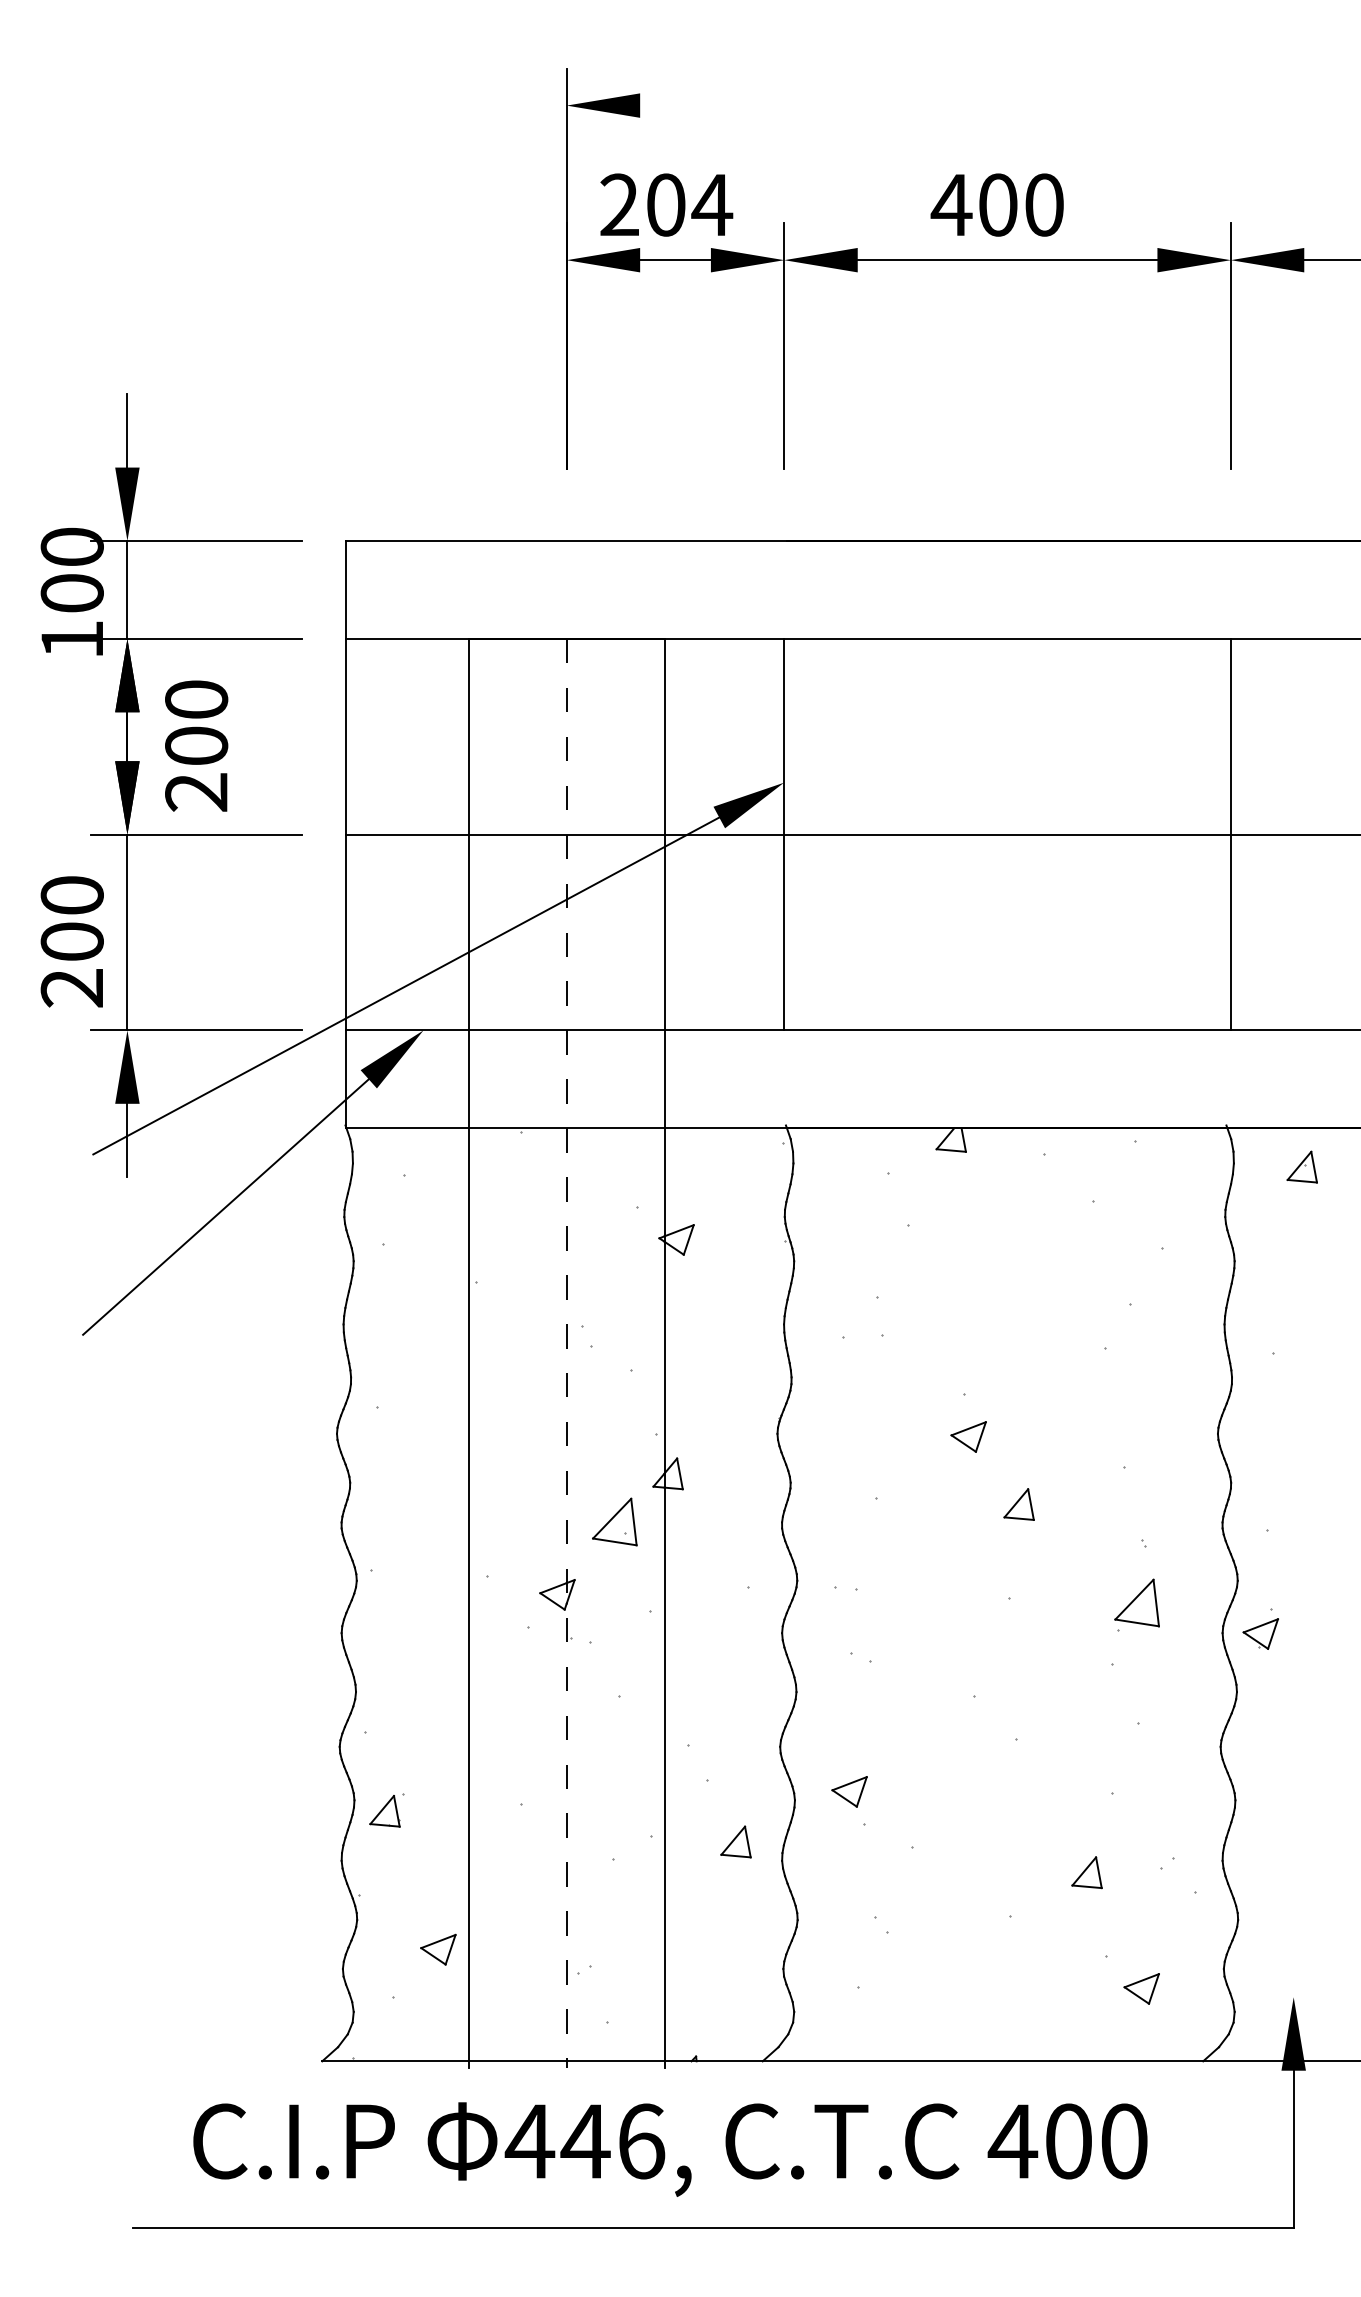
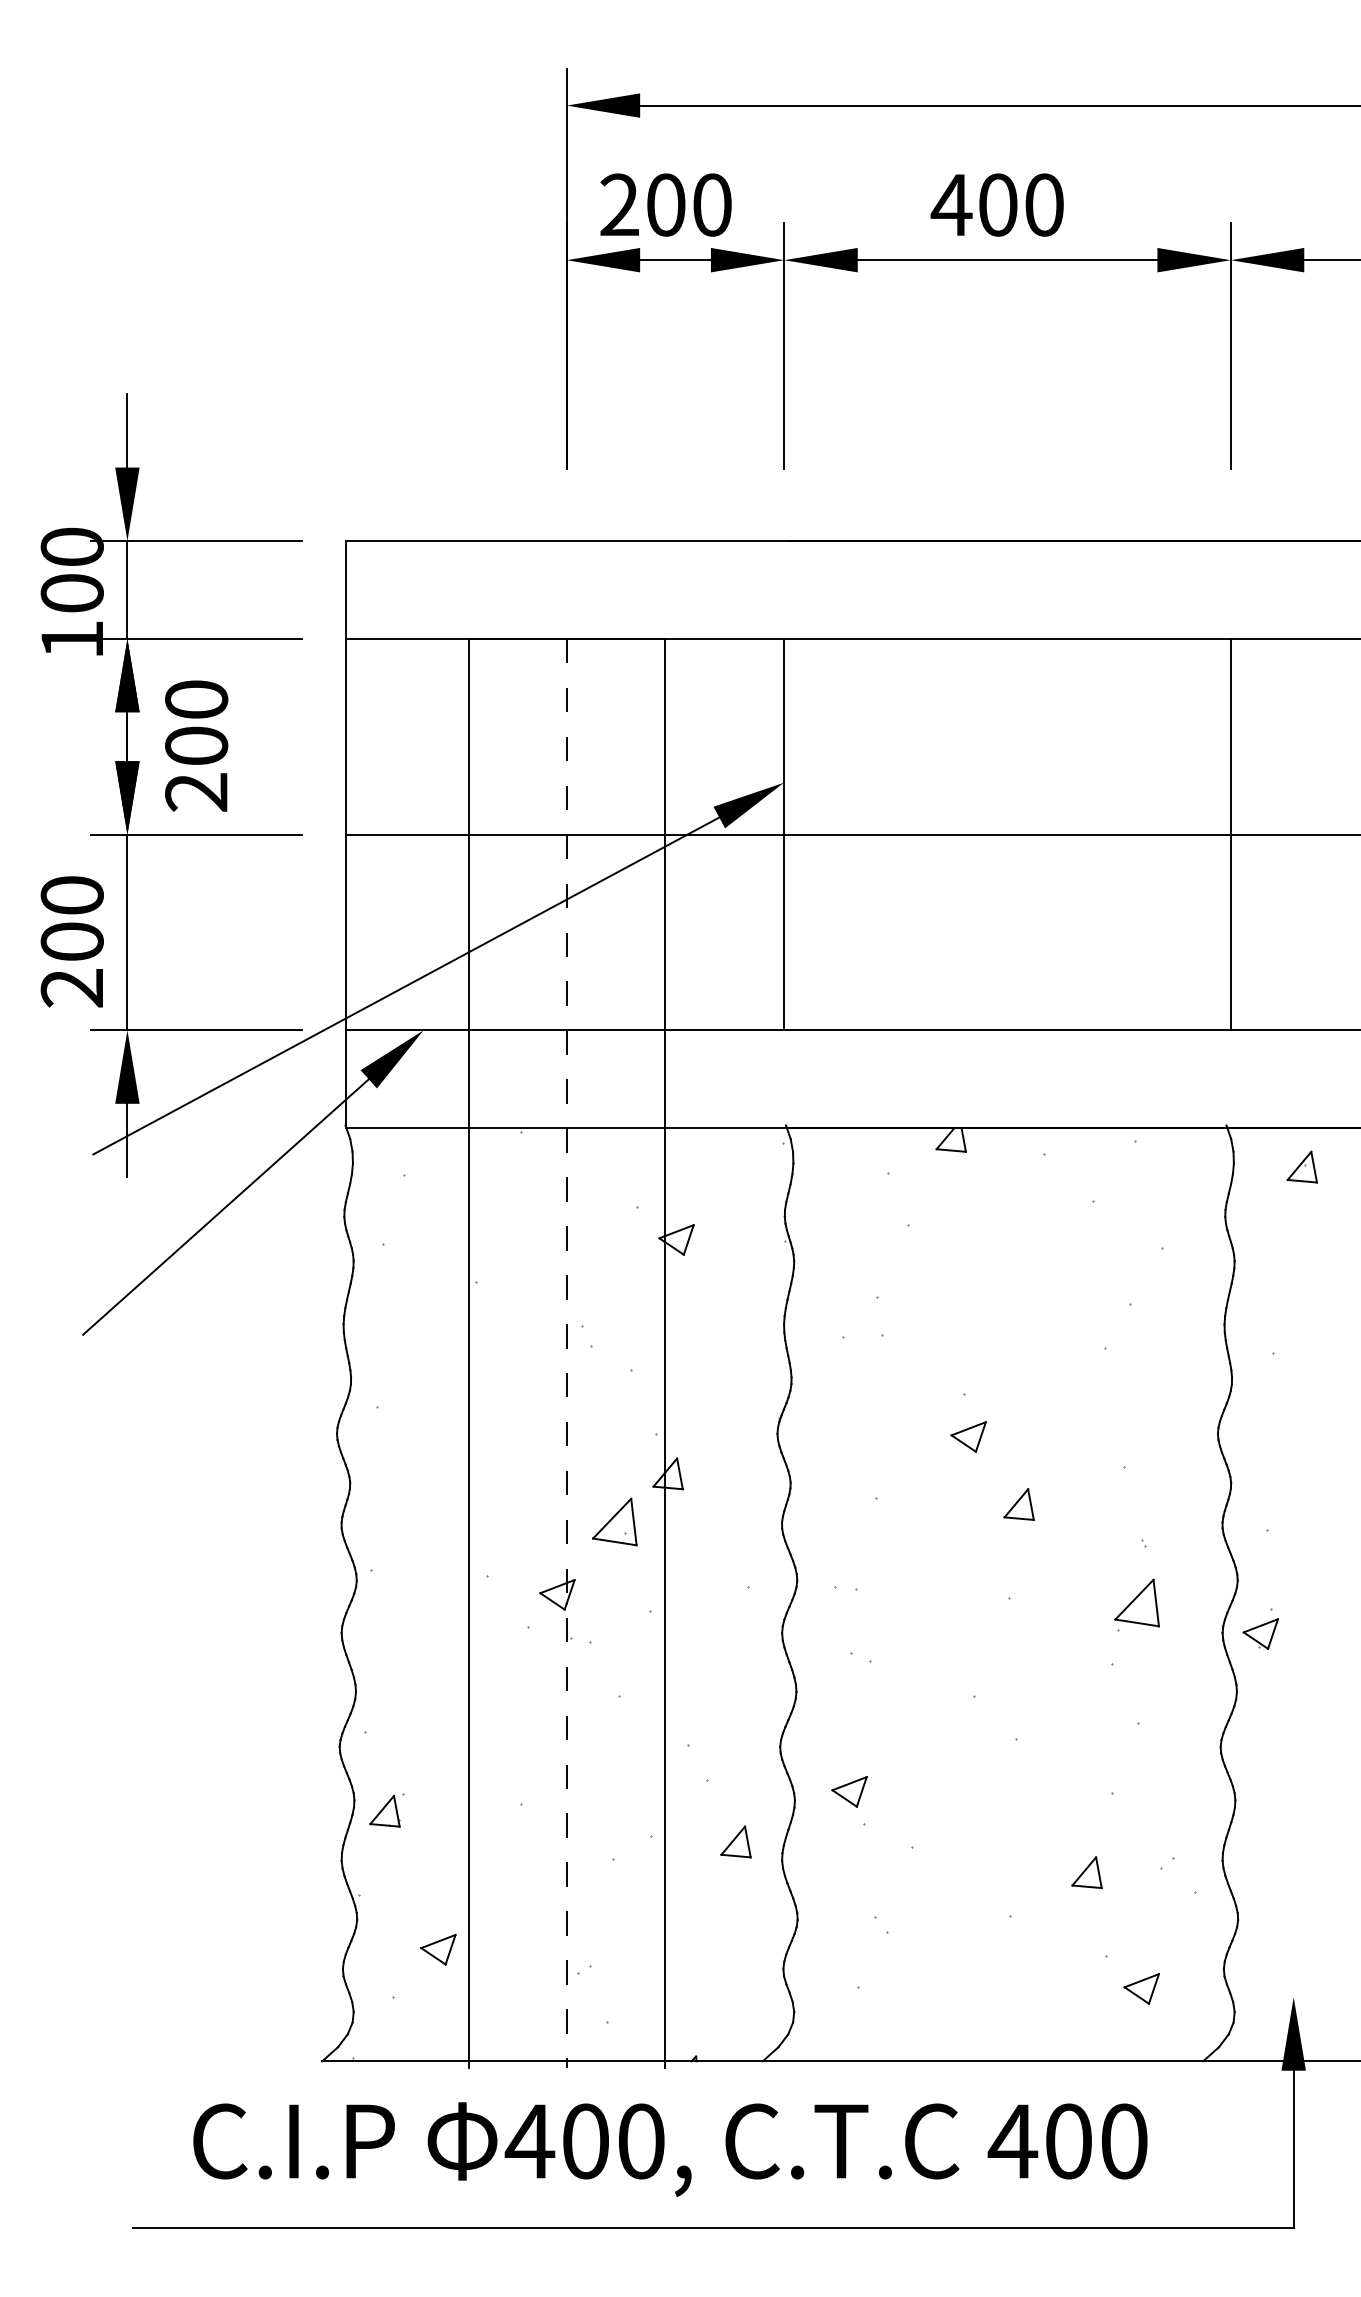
line: none -> present (998, 105)
text: 204 -> 200 (712, 204)
text: 446, -> 400, (612, 2141)
